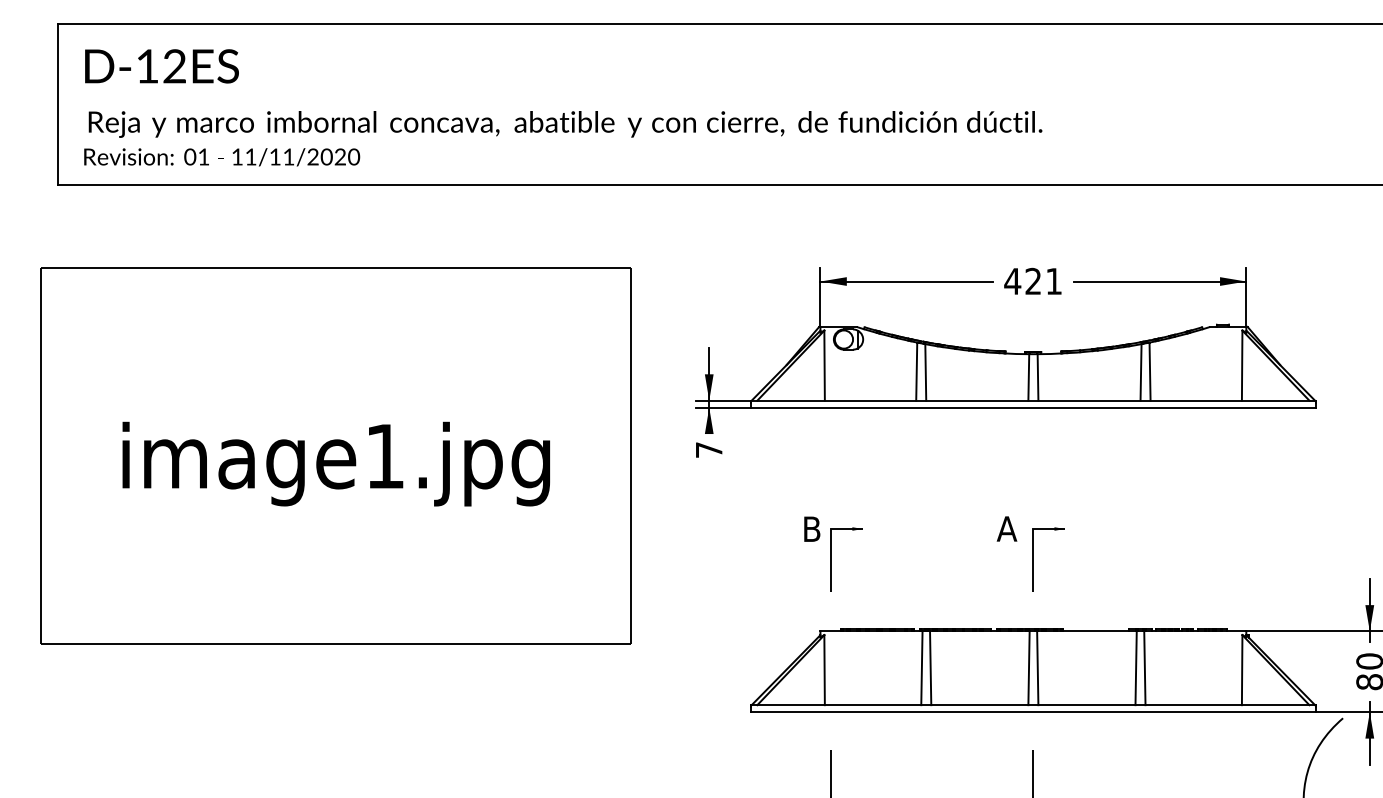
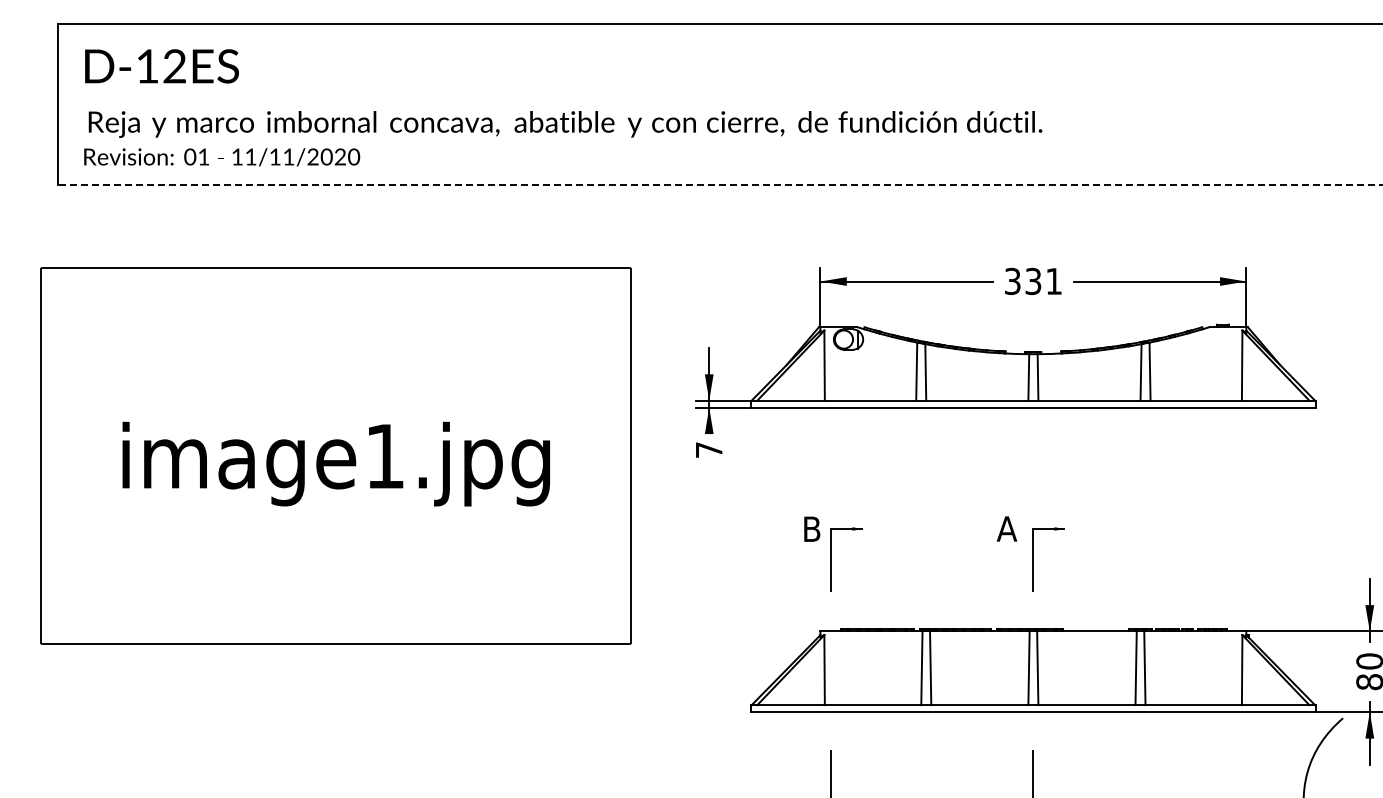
line: solid -> dashed (720, 185)
text: 421 -> 331 (1022, 281)
